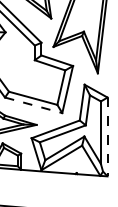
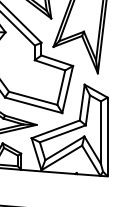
line: dashed -> solid (33, 105)
line: dashed -> solid (107, 137)
